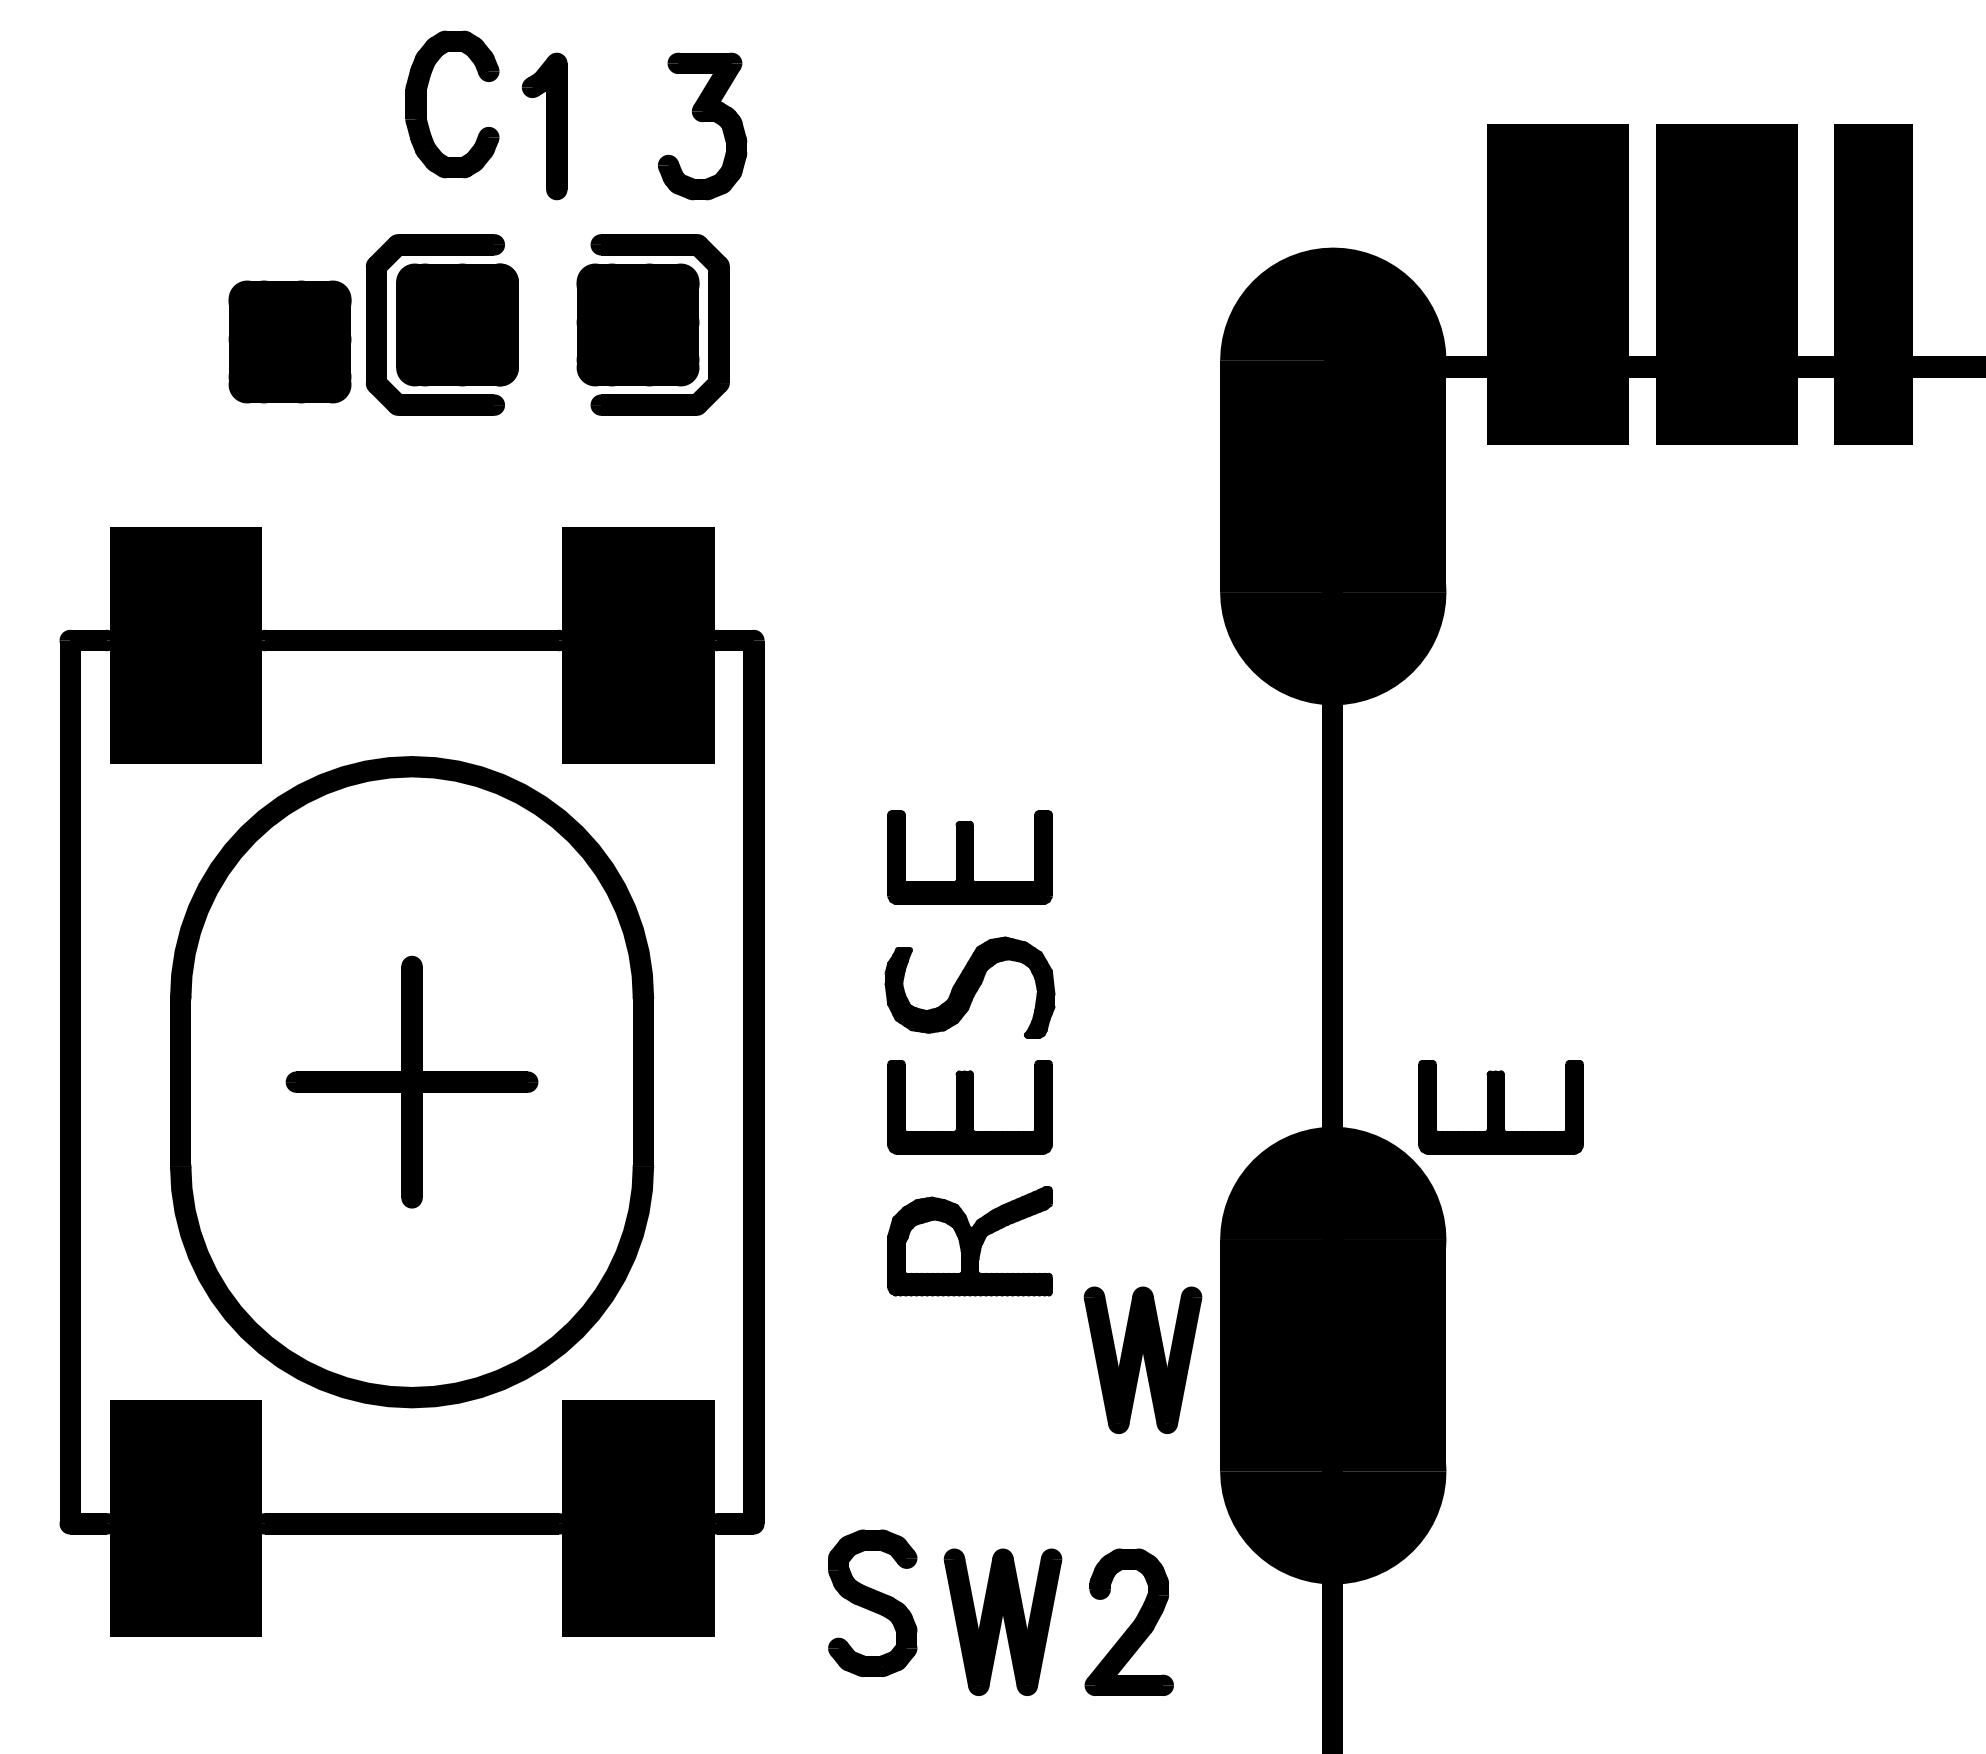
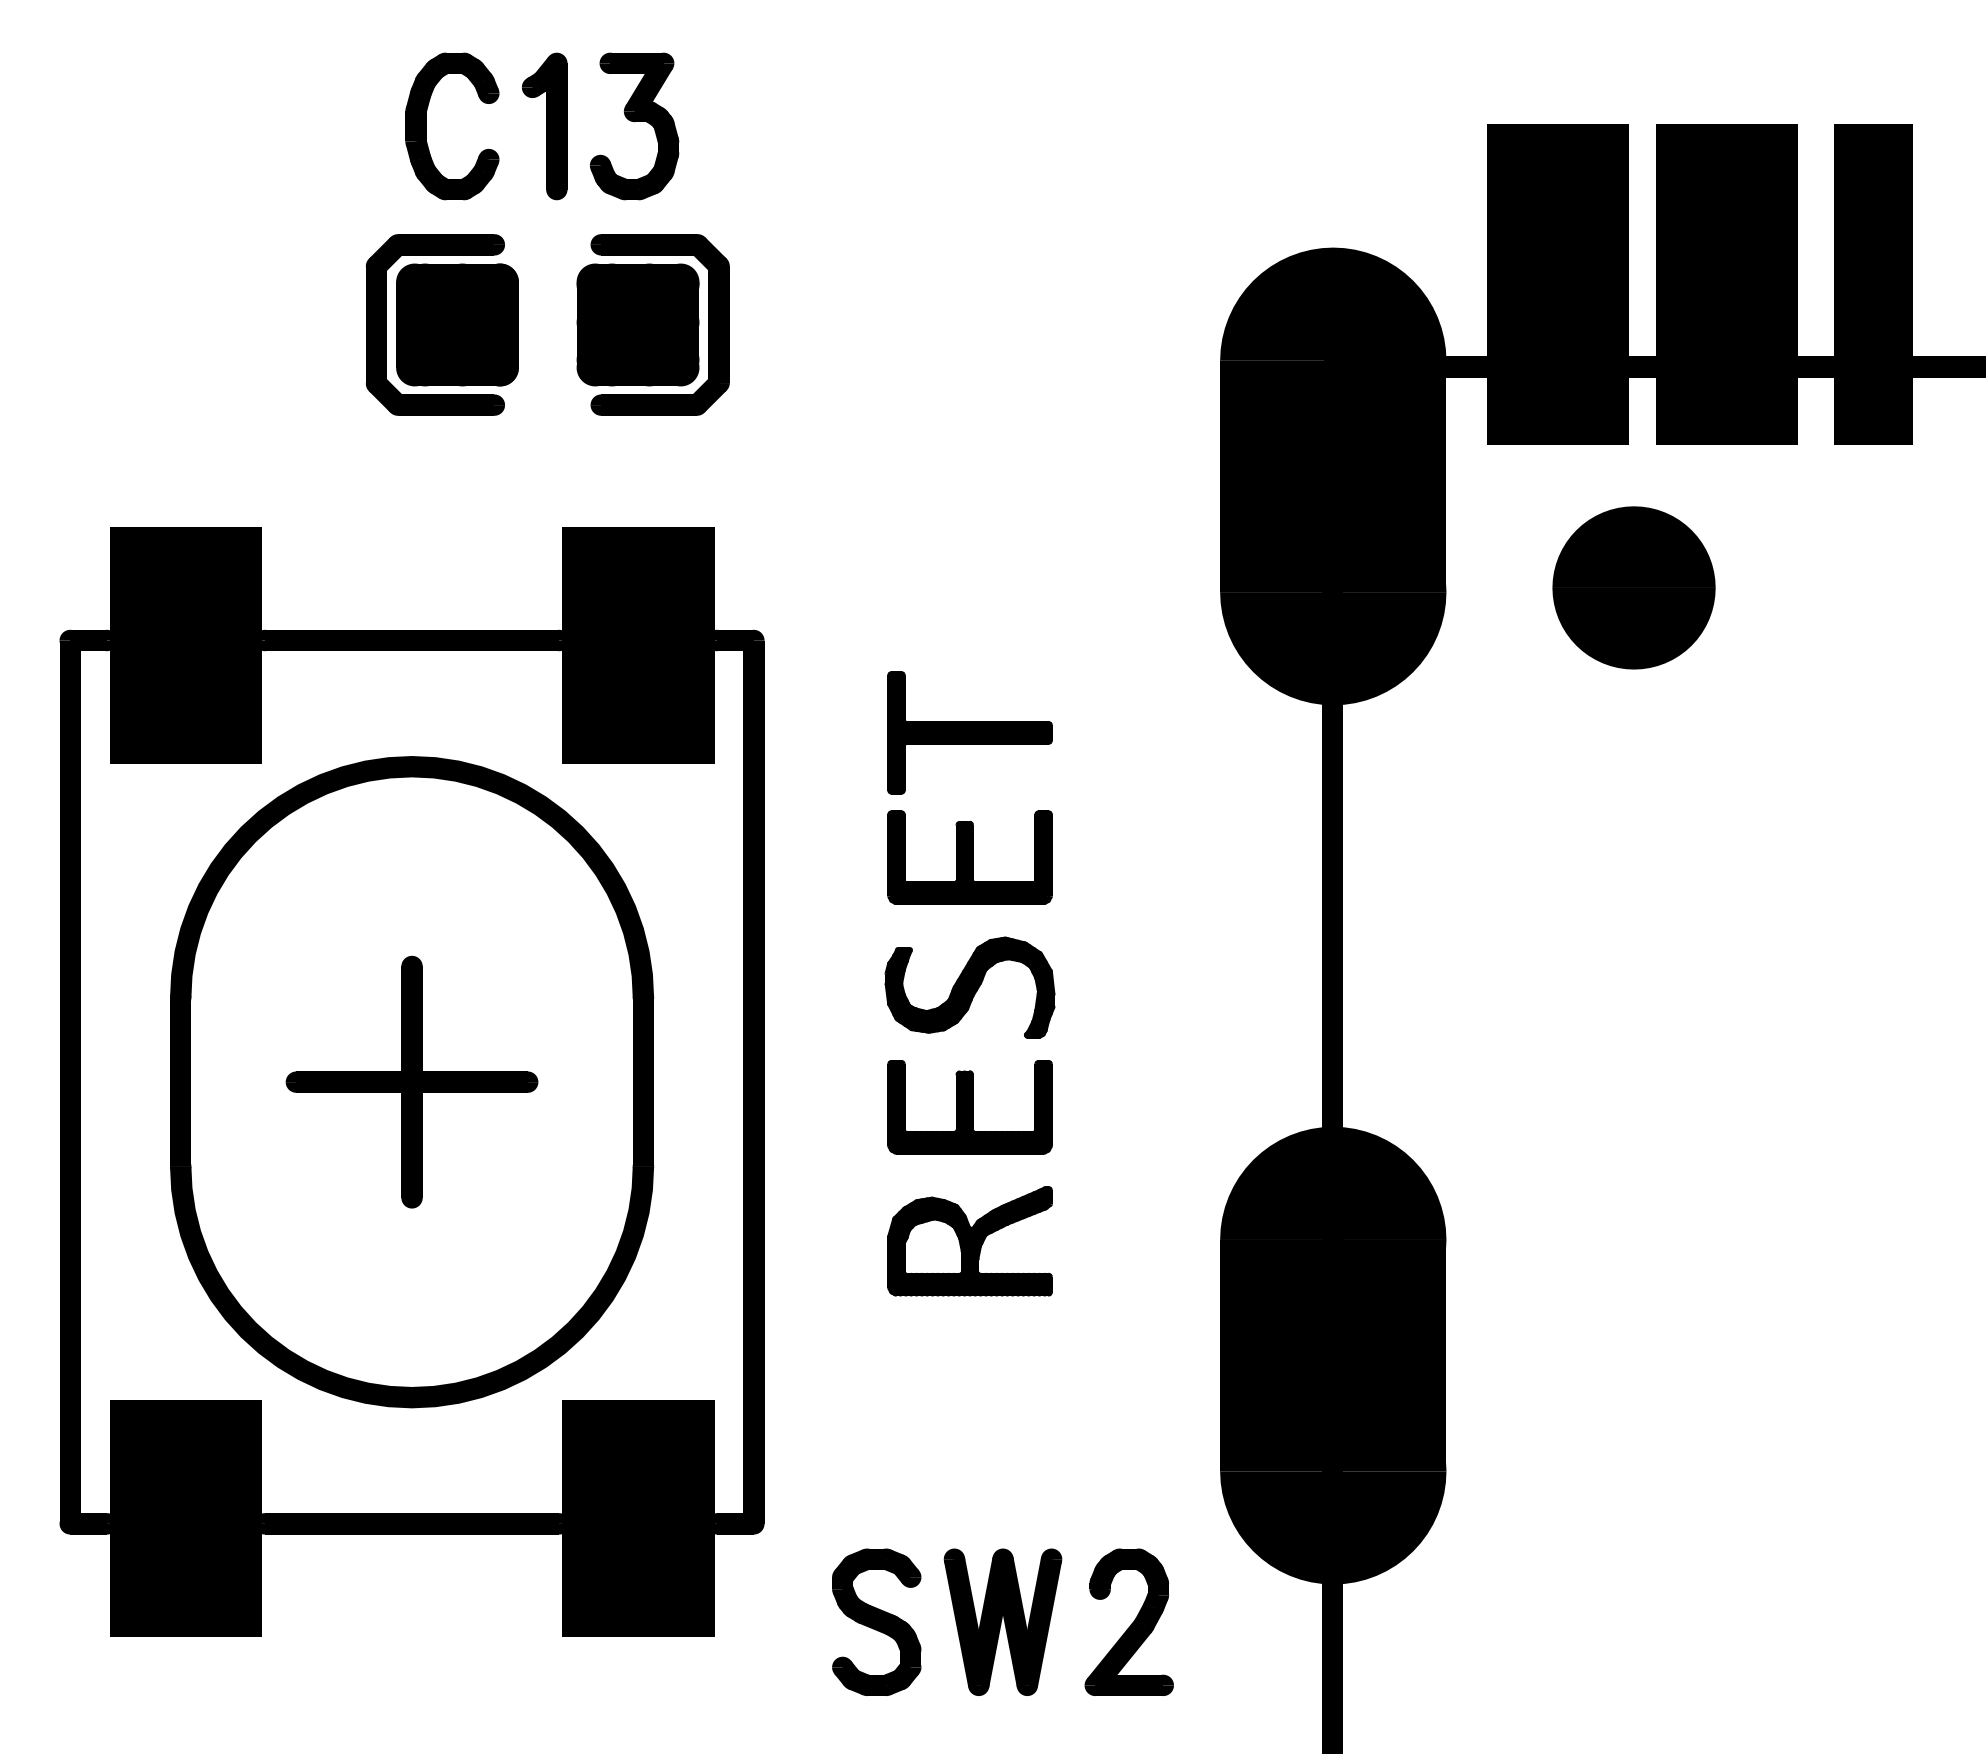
part position: (426, 104) -> (426, 126) (426, 126)
part position: (702, 126) -> (634, 126) (634, 126)
part: present -> none (289, 341)
part: none -> present (1633, 587)
part: none -> present (969, 732)
part: present -> none (1500, 1107)
part: present -> none (1142, 1359)
part position: (872, 1602) -> (876, 1621) (876, 1621)
